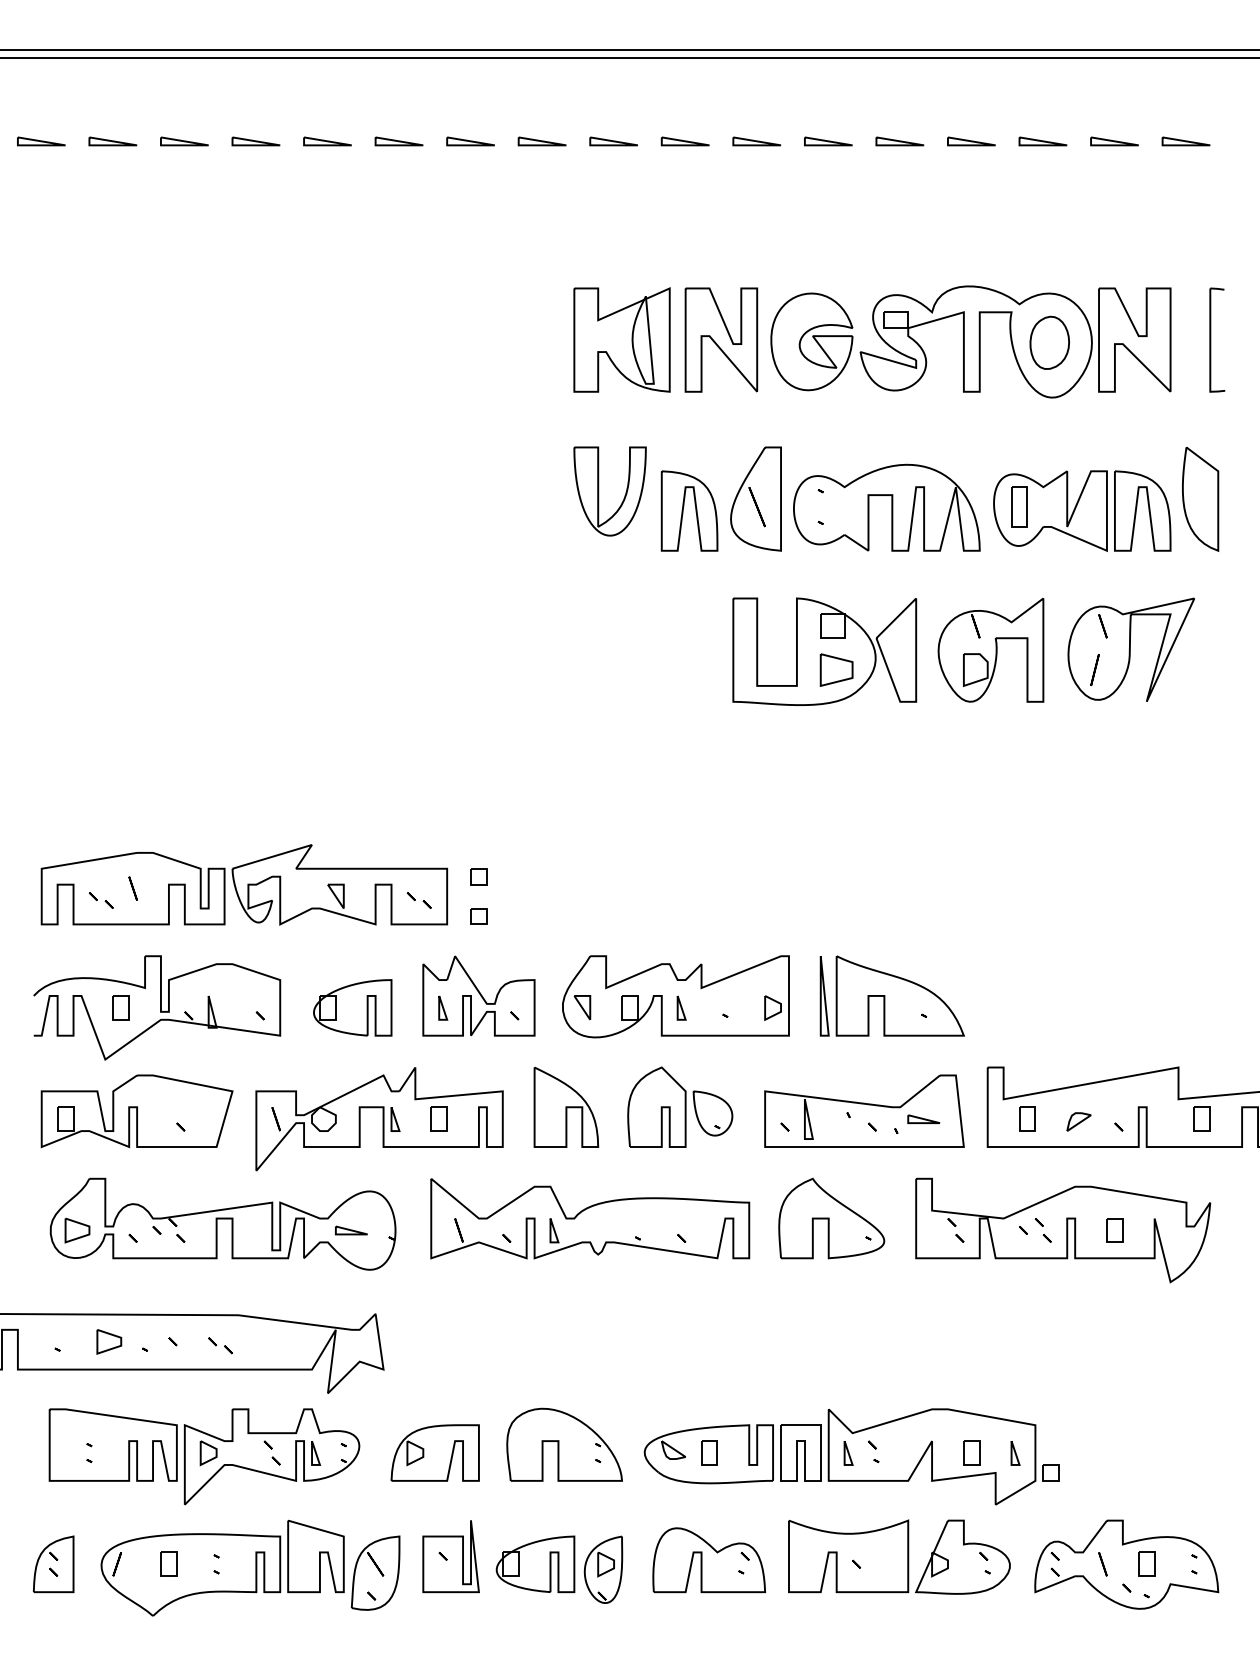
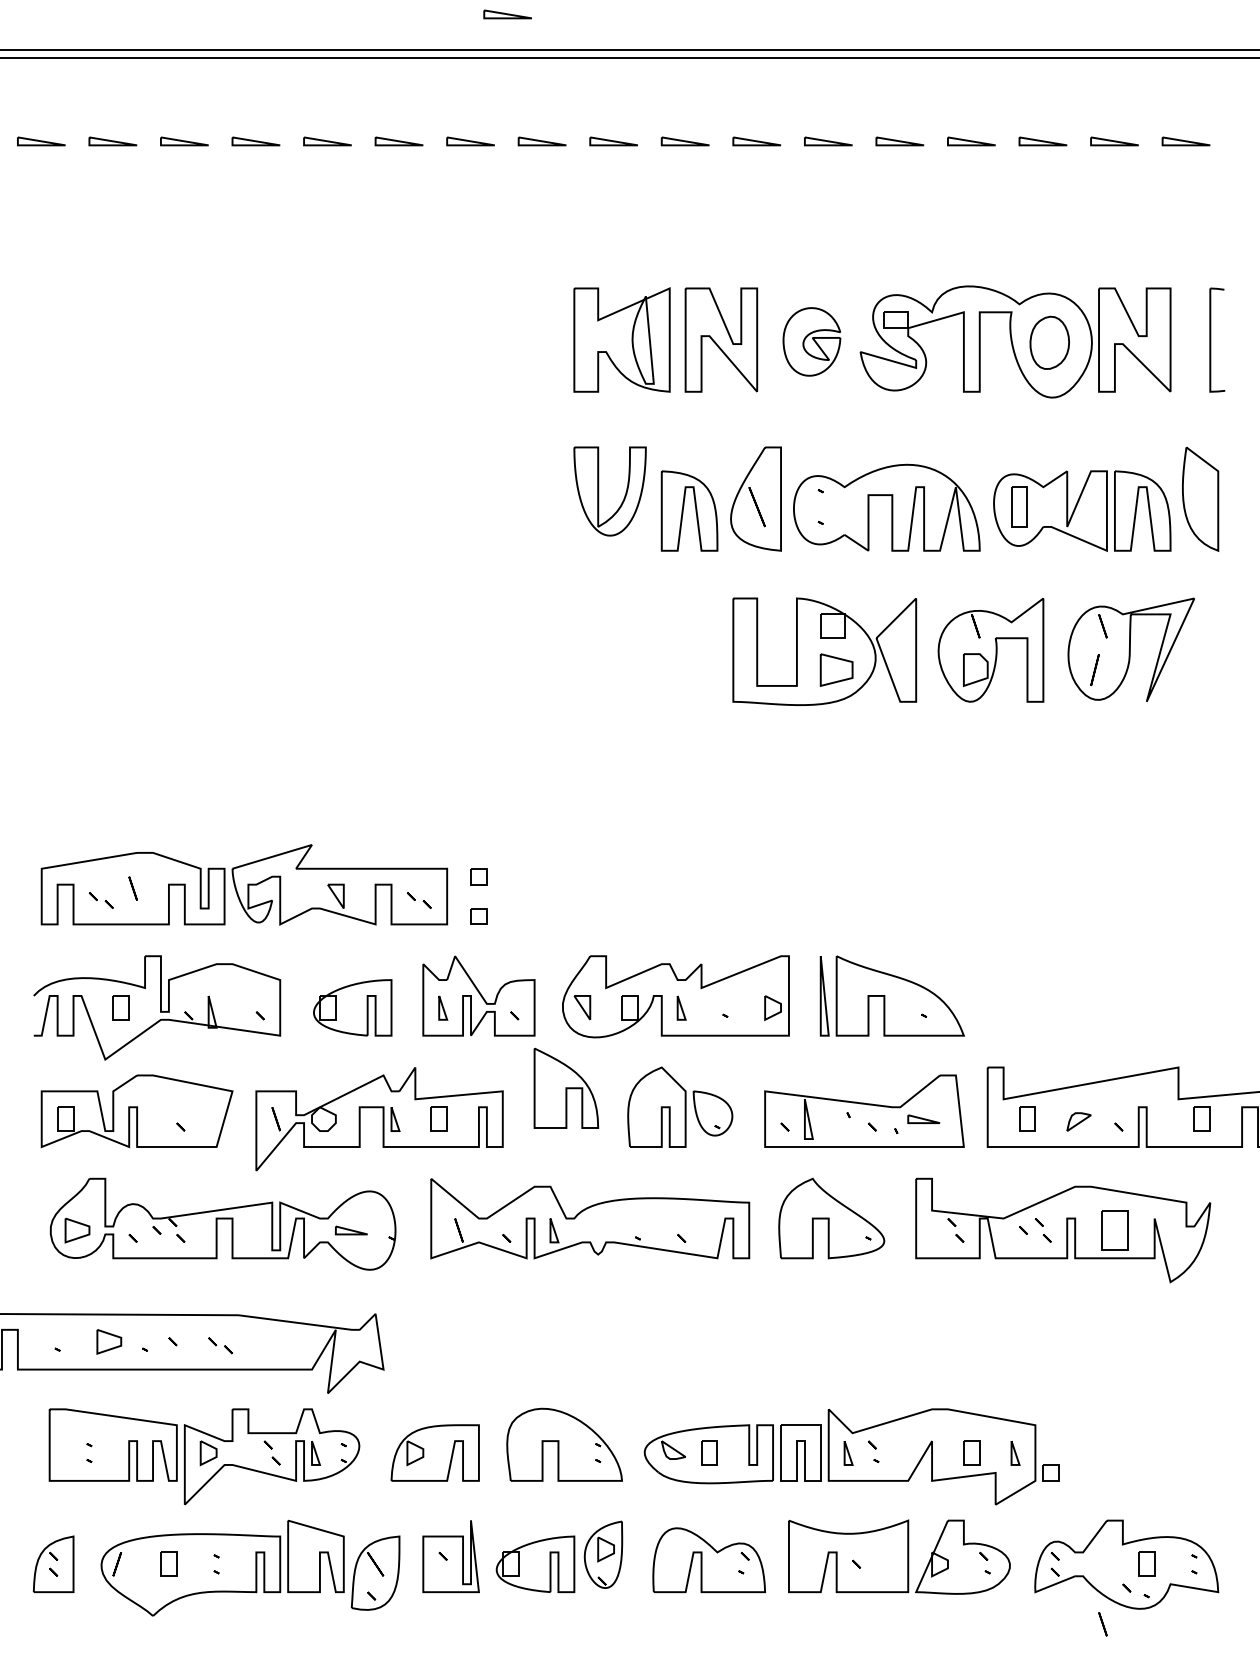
part: none -> present (507, 14)
part size: 84x100 px -> 60x70 px (811, 341)
part position: (566, 1106) -> (566, 1087) (566, 1087)
part size: 18x25 px -> 28x41 px (1114, 1230)
line position: (1102, 1564) -> (1102, 1624) (1102, 1624)
part position: (603, 1569) -> (603, 1554) (603, 1554)
